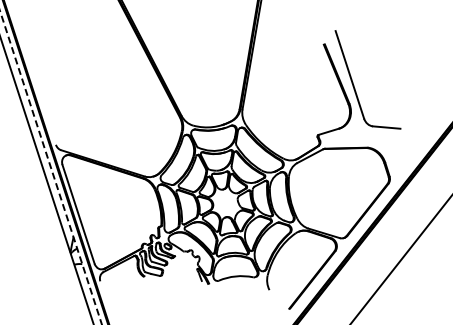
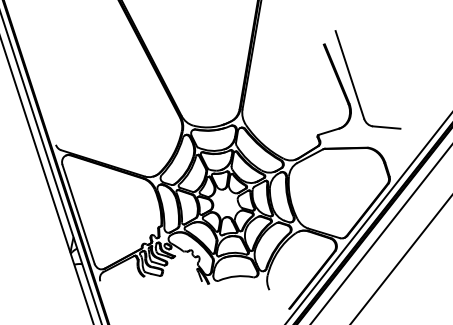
line: dashed -> solid (50, 167)
line: none -> present (368, 218)
line: none -> present (380, 234)
